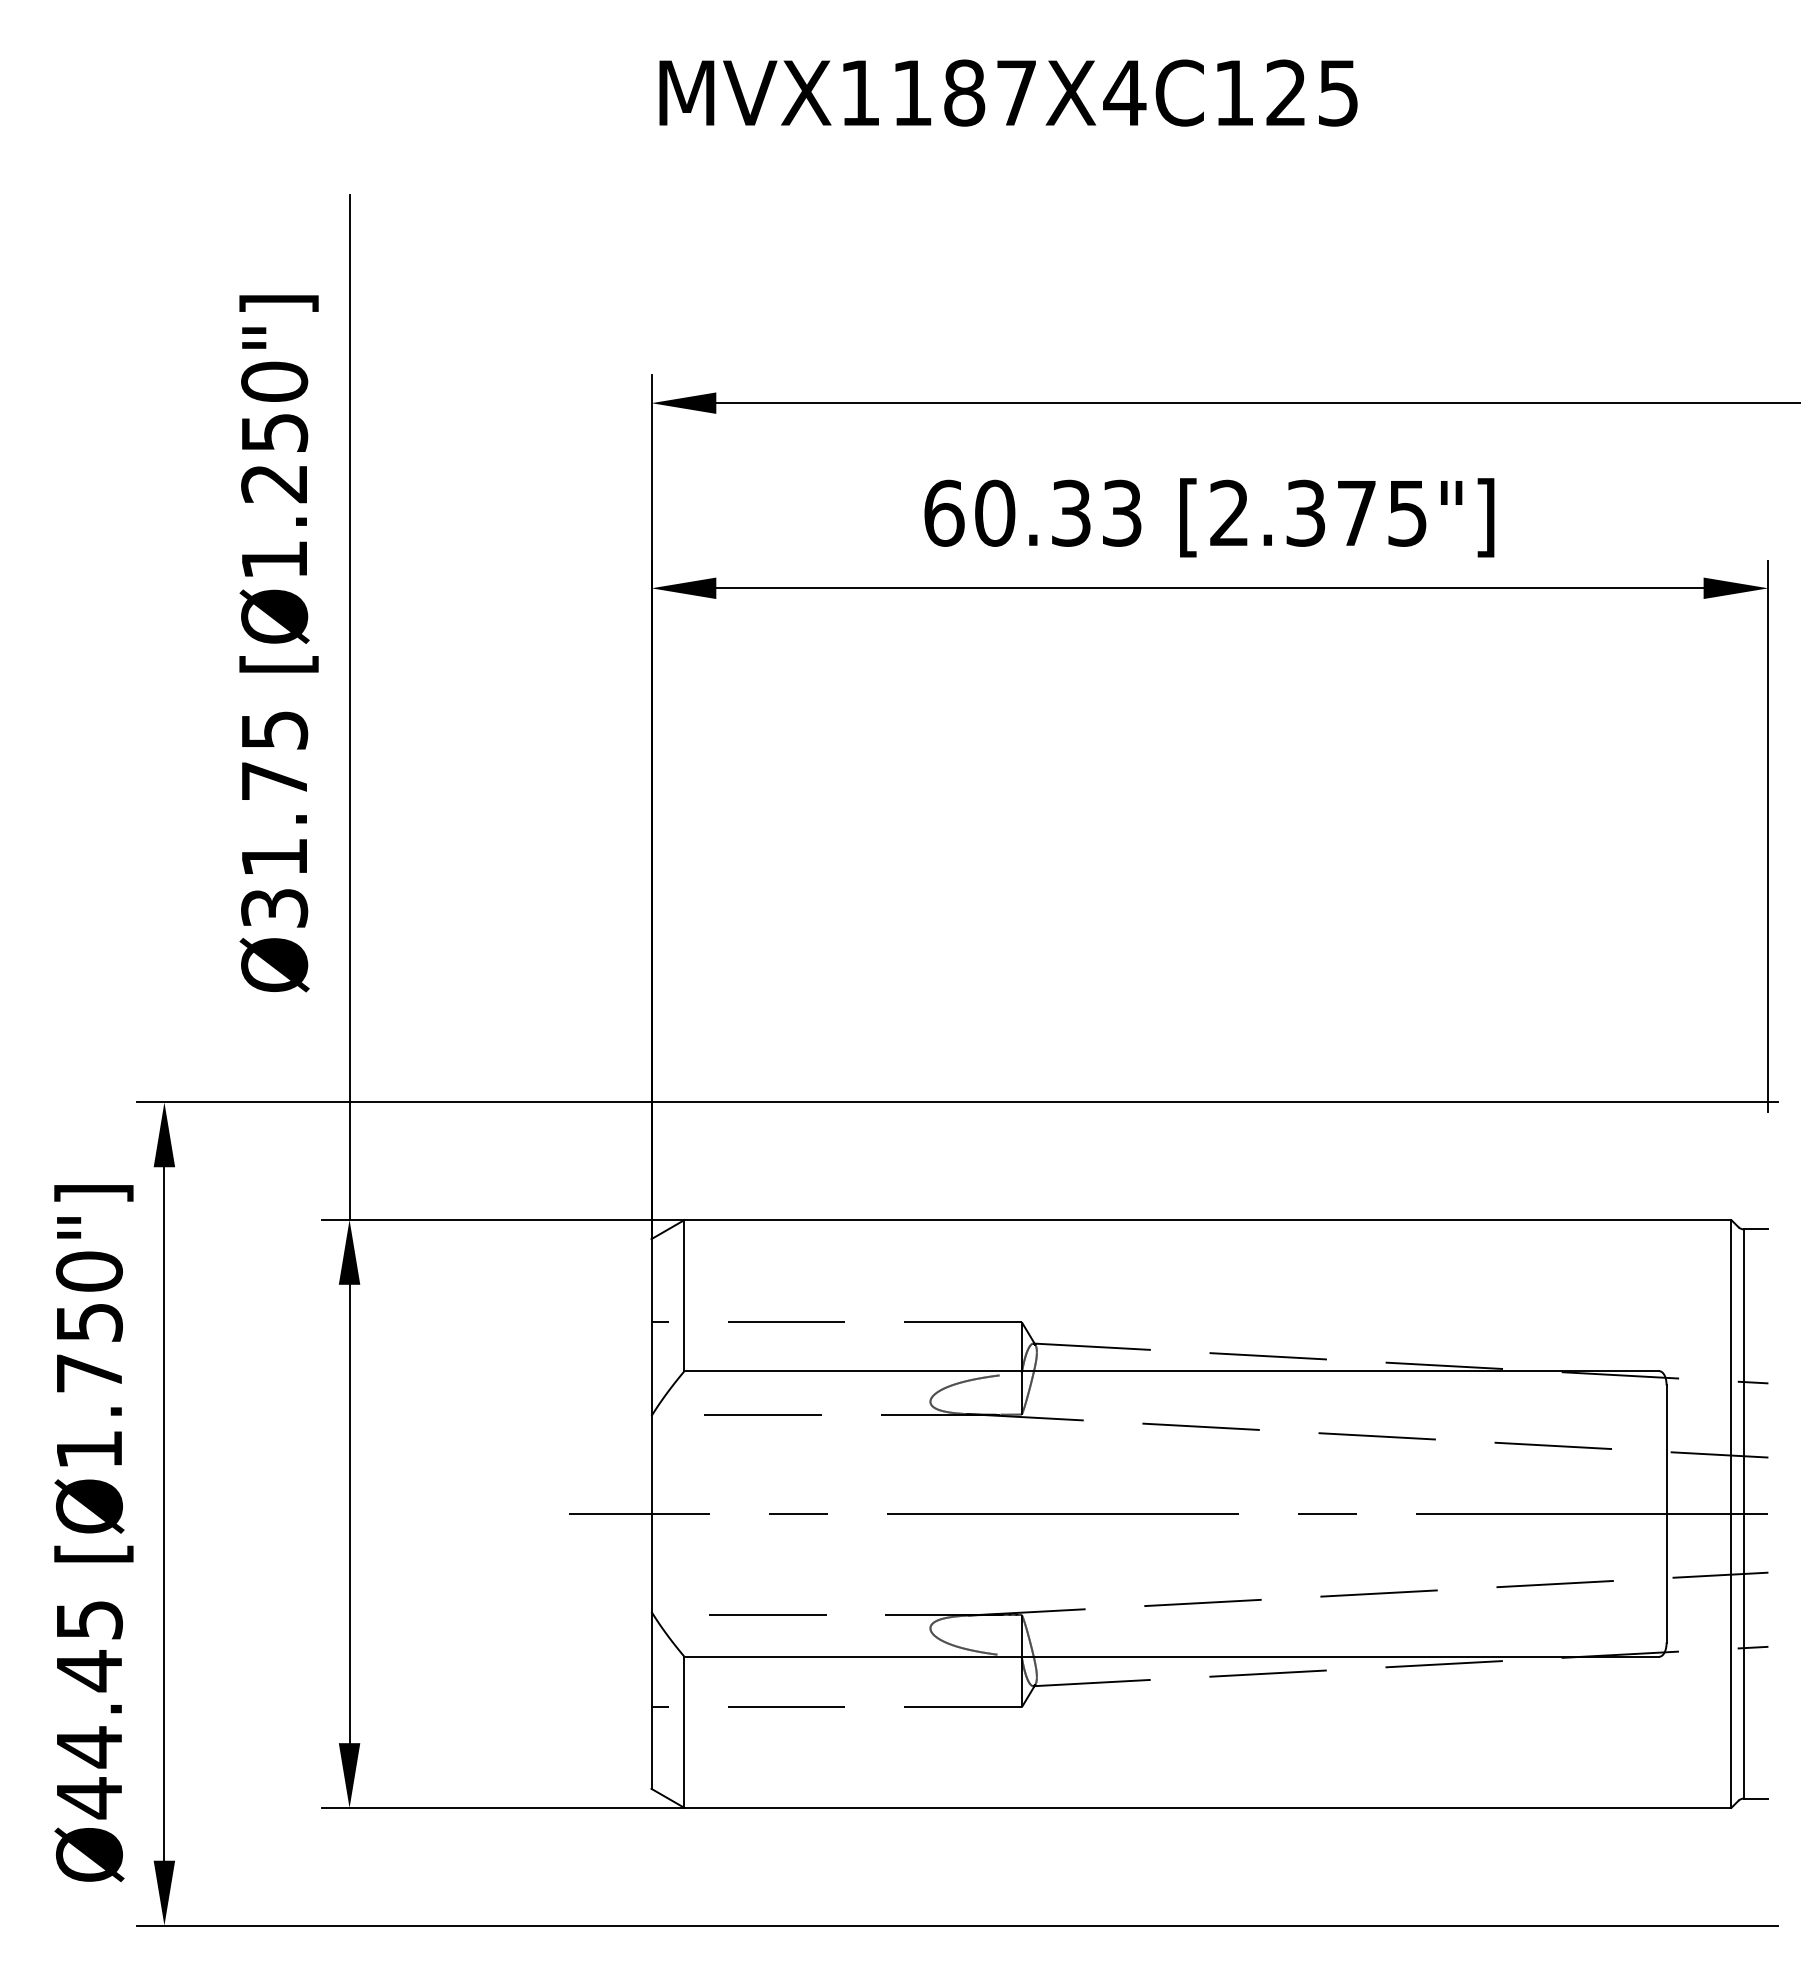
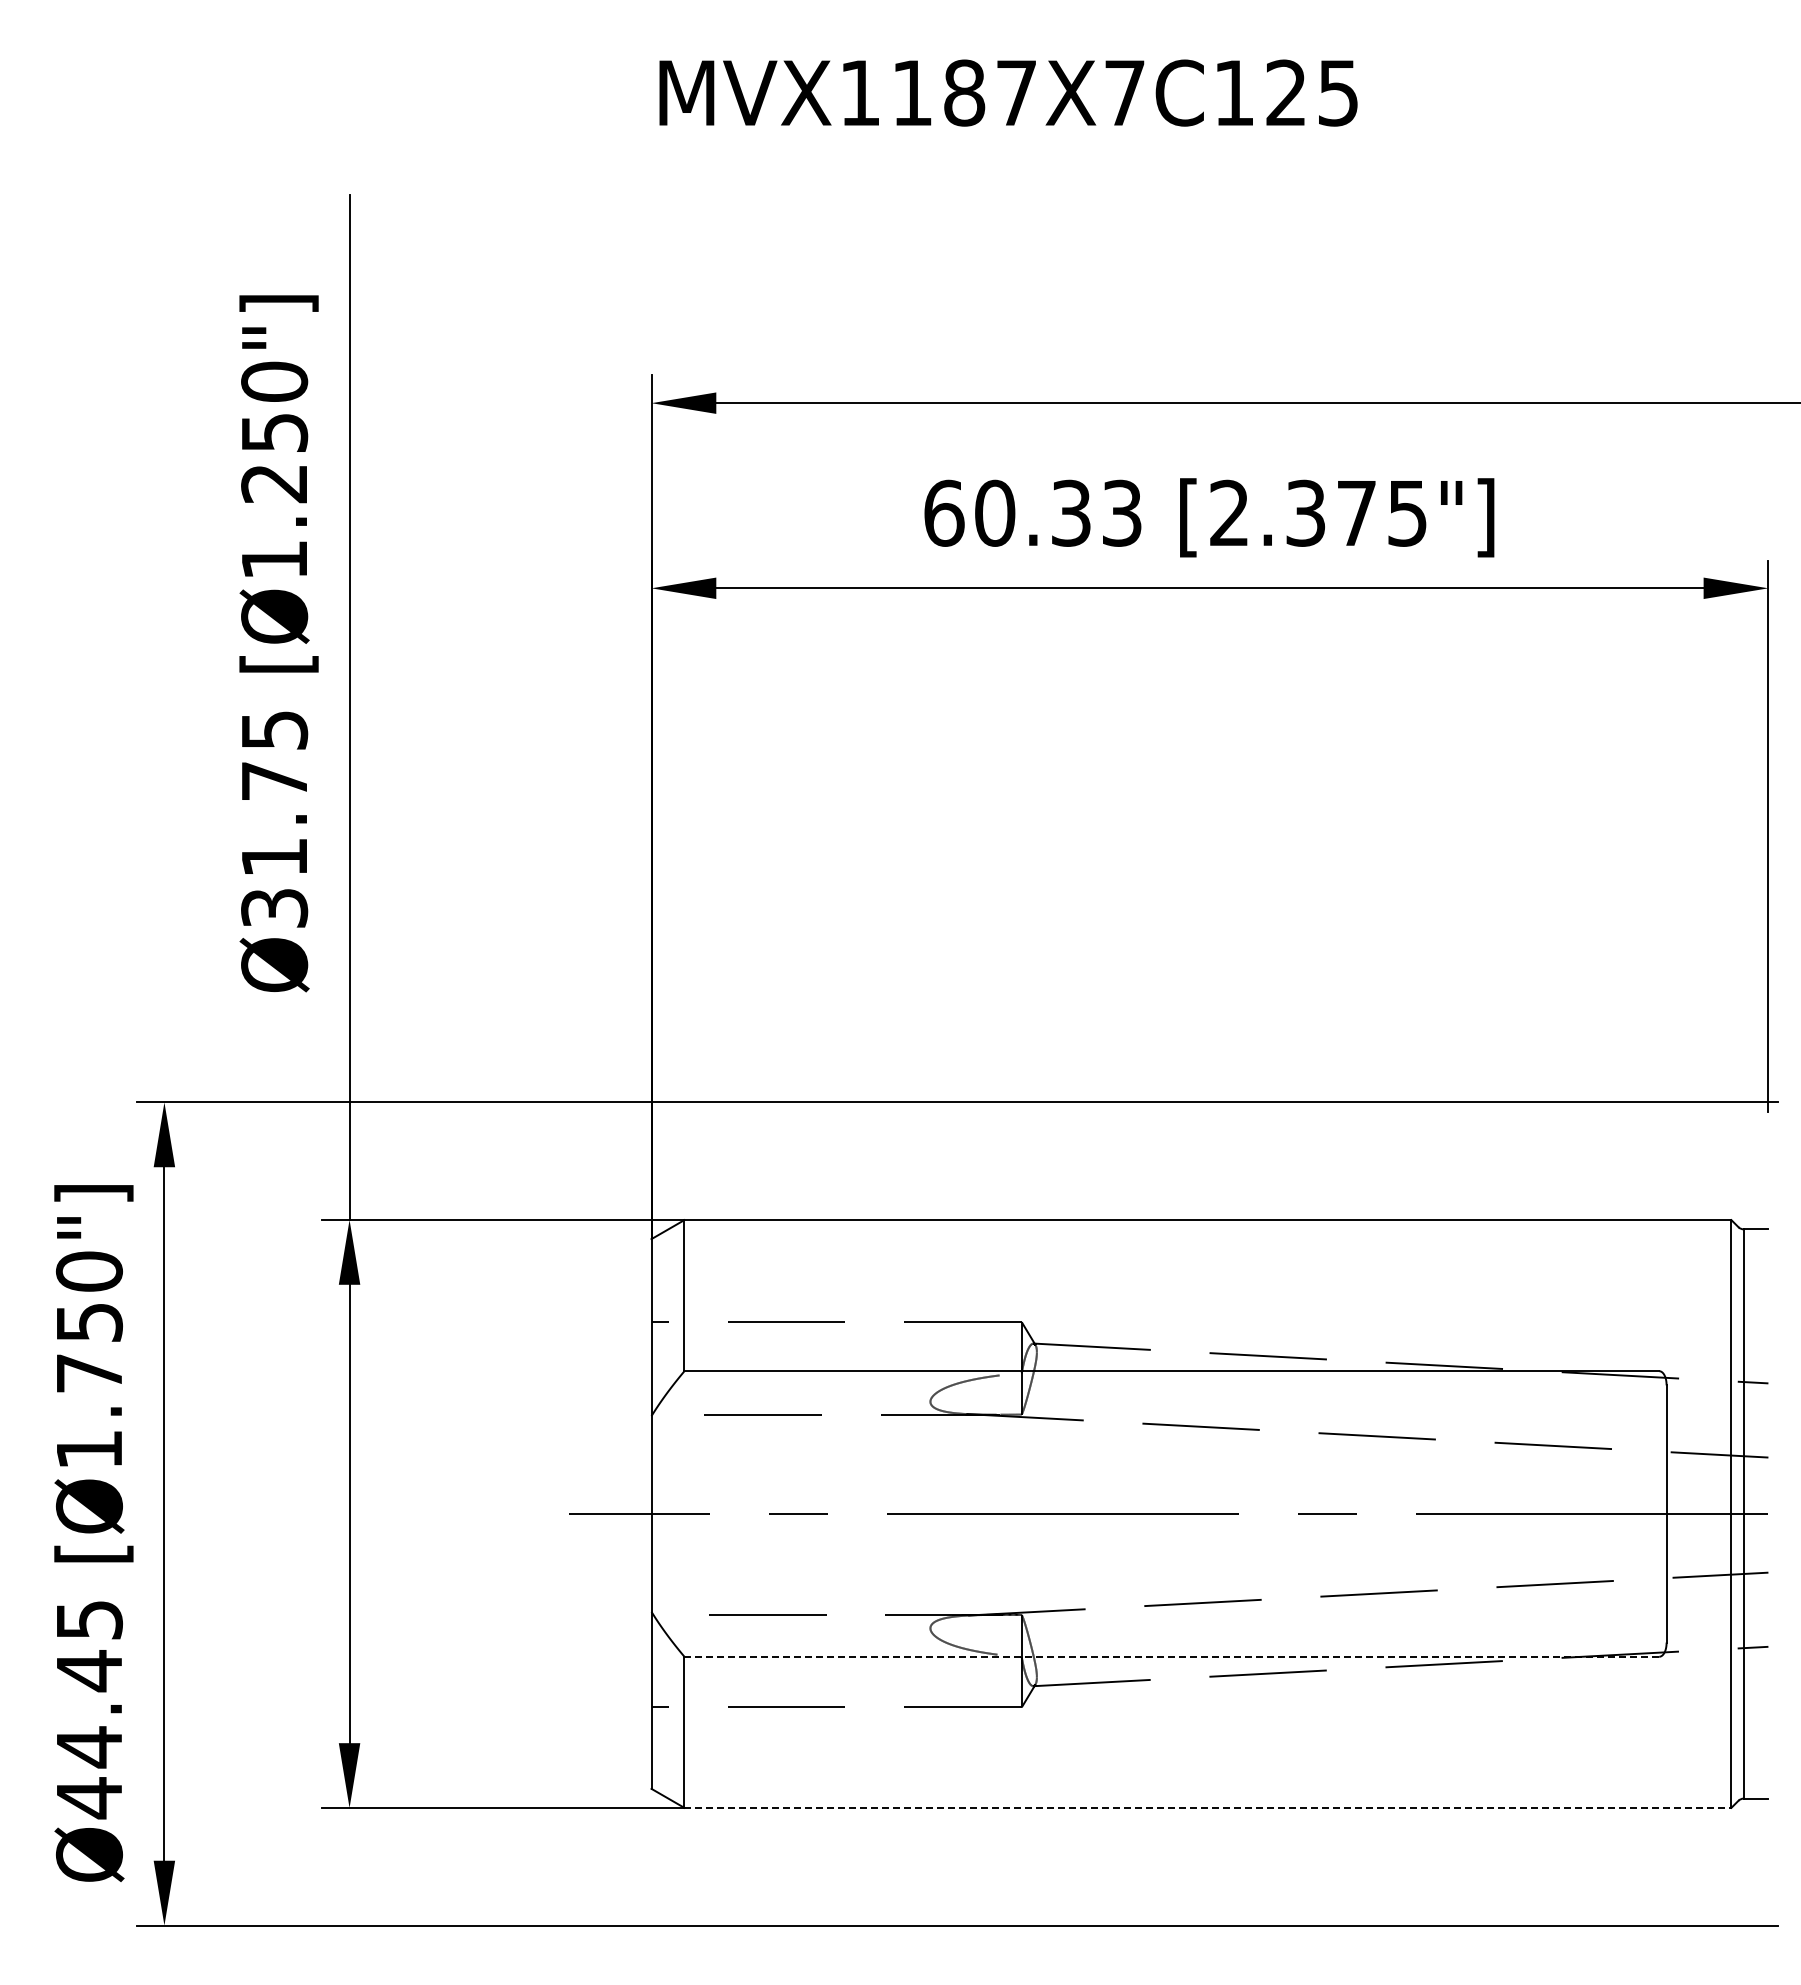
text: MVX1187X4C125 -> MVX1187X7C125 (1124, 92)
line: solid -> dashed (1172, 1656)
line: solid -> dashed (1208, 1807)
